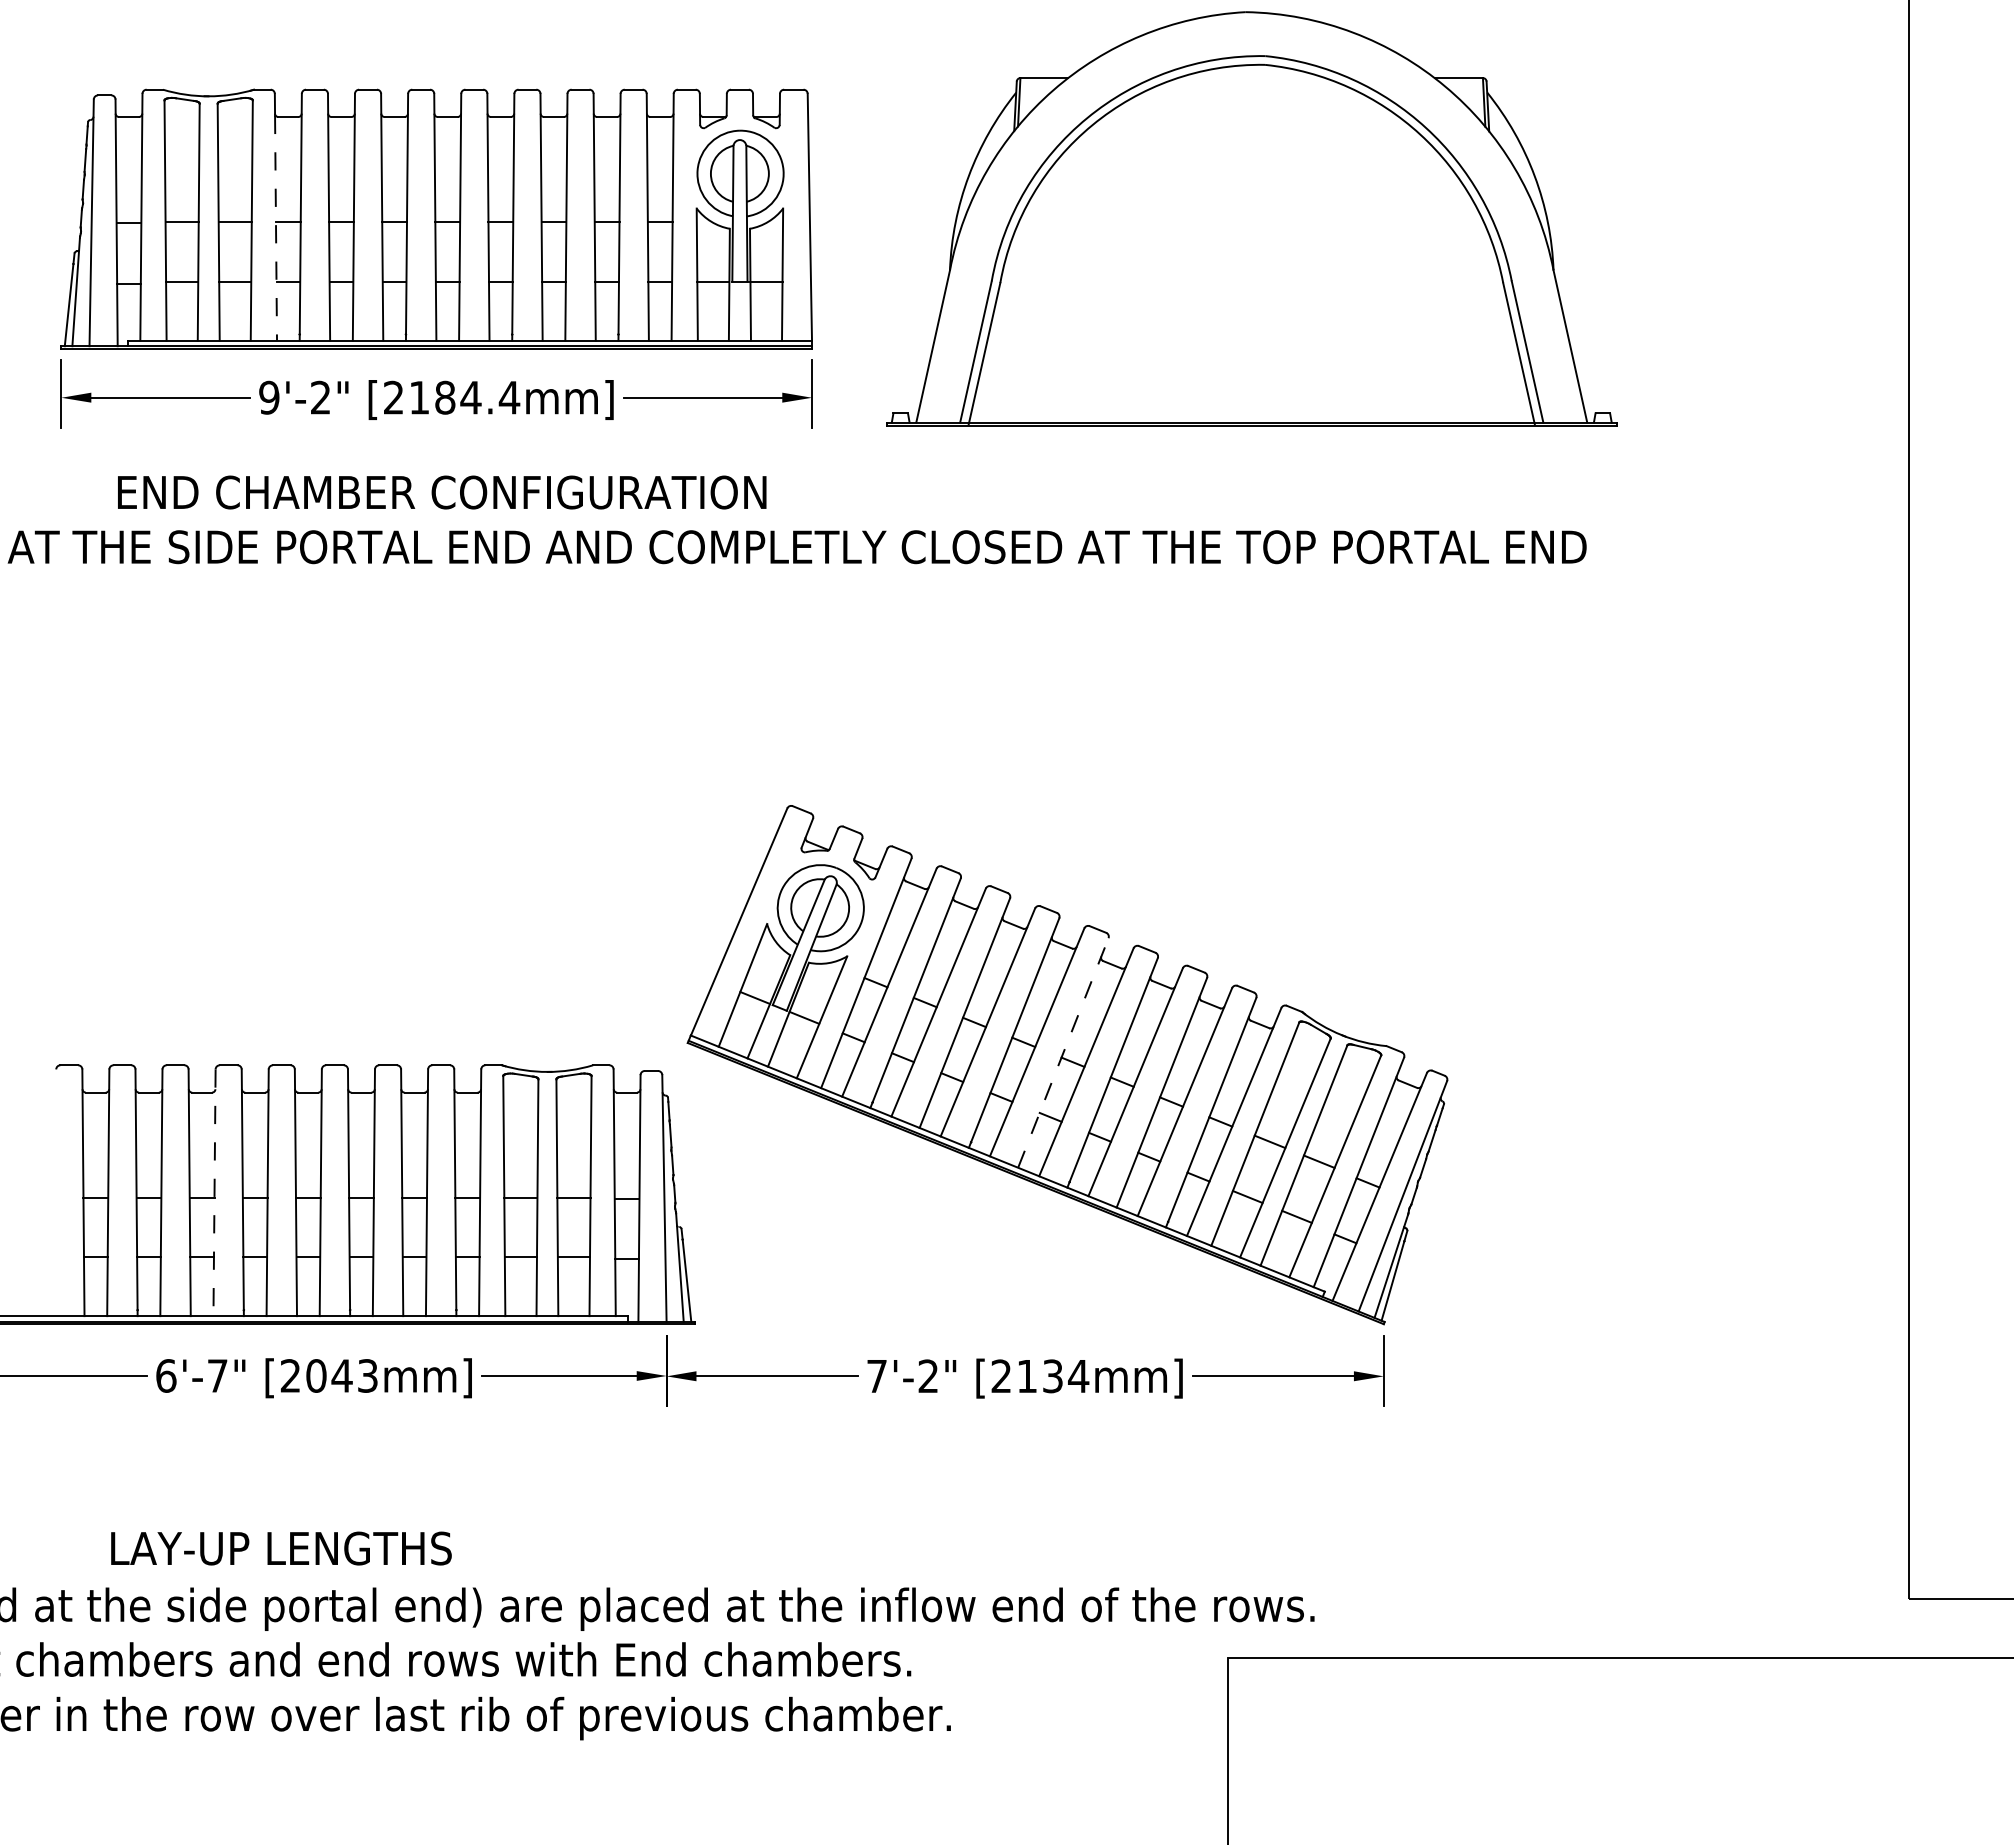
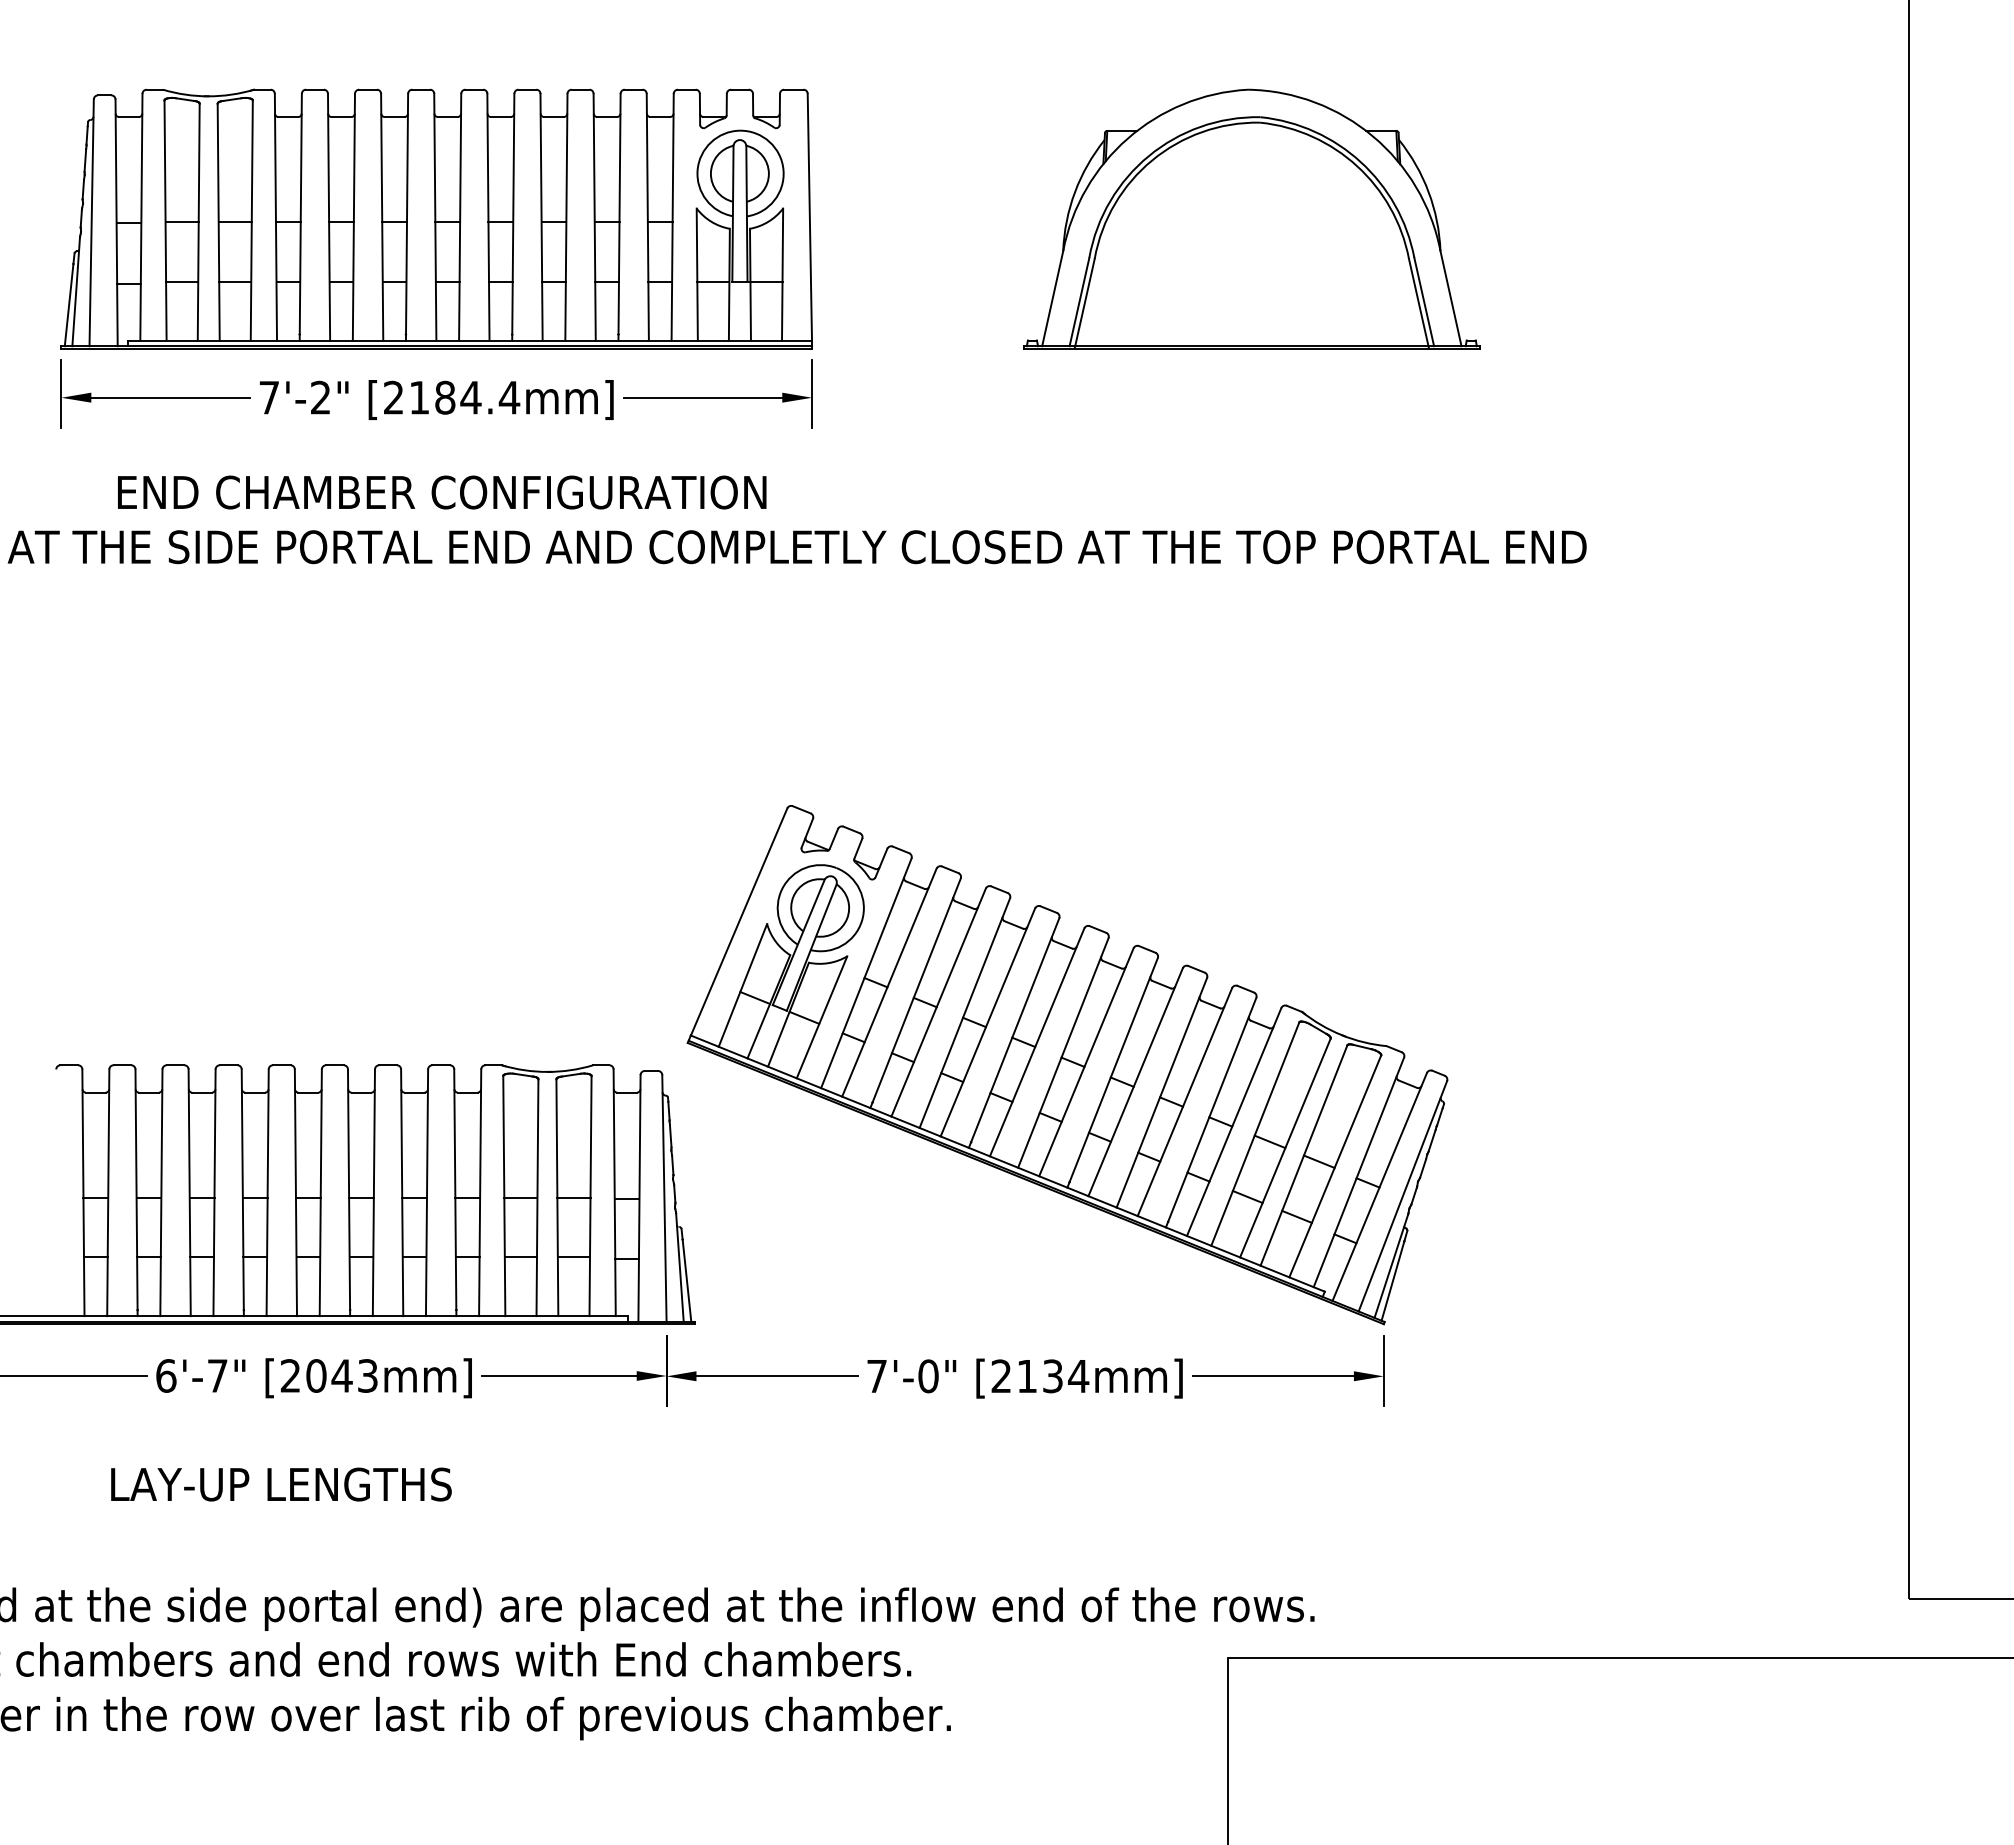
part size: 732x416 px -> 458x262 px (1251, 218)
line: dashed -> solid (276, 228)
text: 9'-2" -> 7'-2" (269, 397)
line: dashed -> solid (1063, 1052)
line: dashed -> solid (214, 1193)
text: 7'-2" -> 7'-0" (928, 1376)
text position: (281, 1548) -> (281, 1484) (281, 1484)
